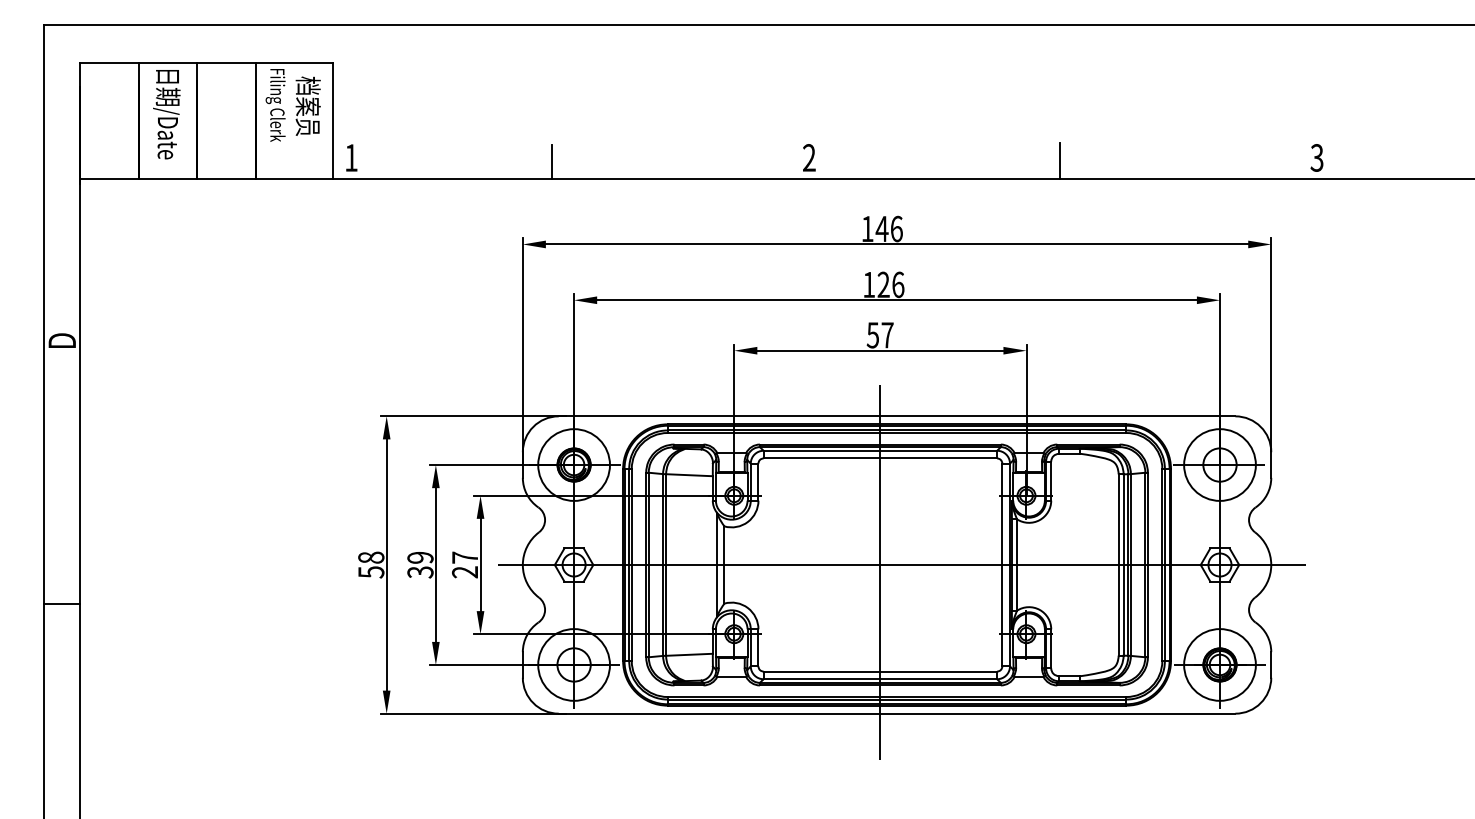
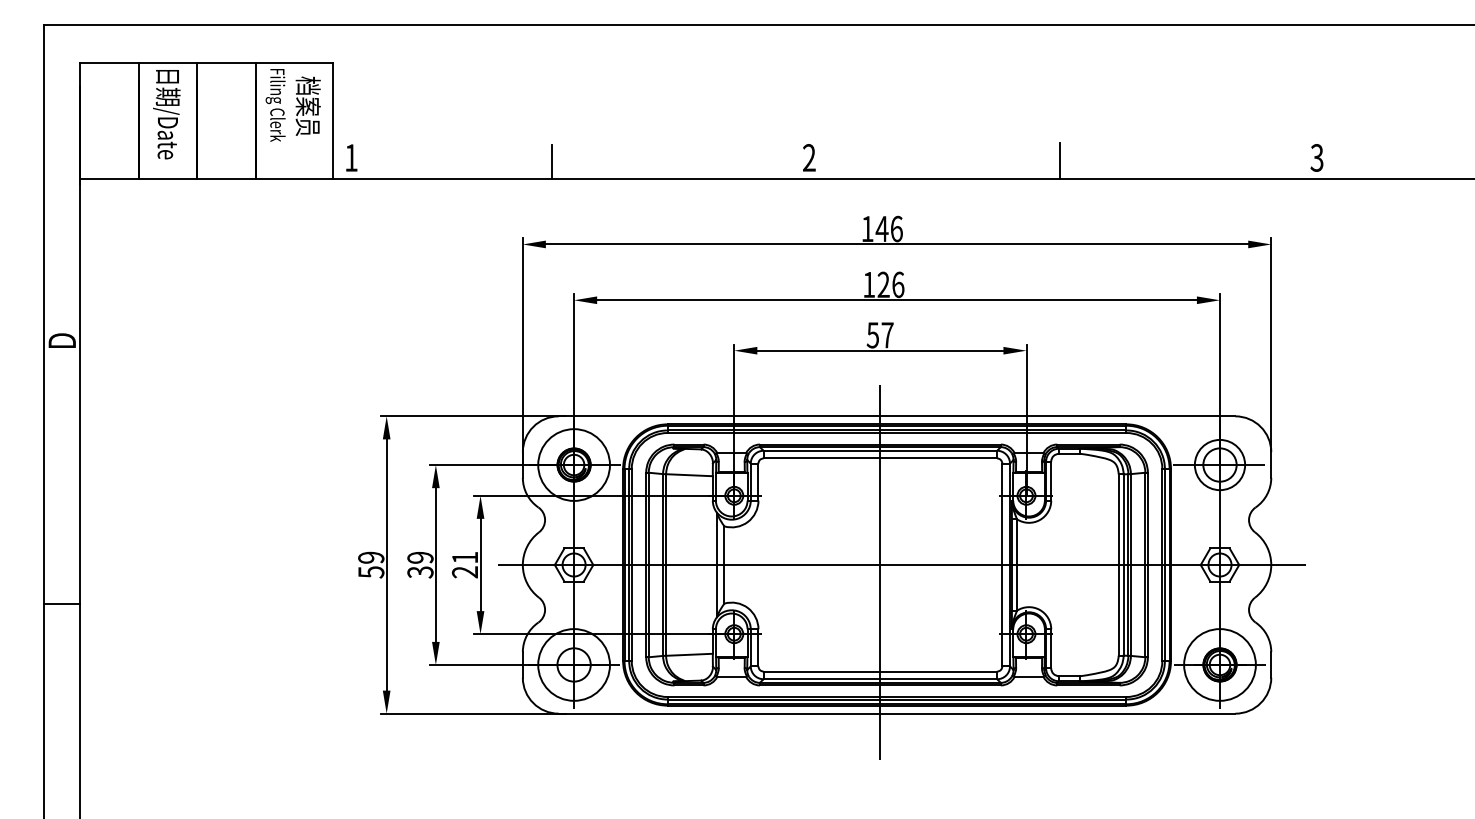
circle diameter: 72 px -> 50 px (1219, 464)
text: 58 -> 59 (371, 557)
text: 27 -> 21 (464, 557)
